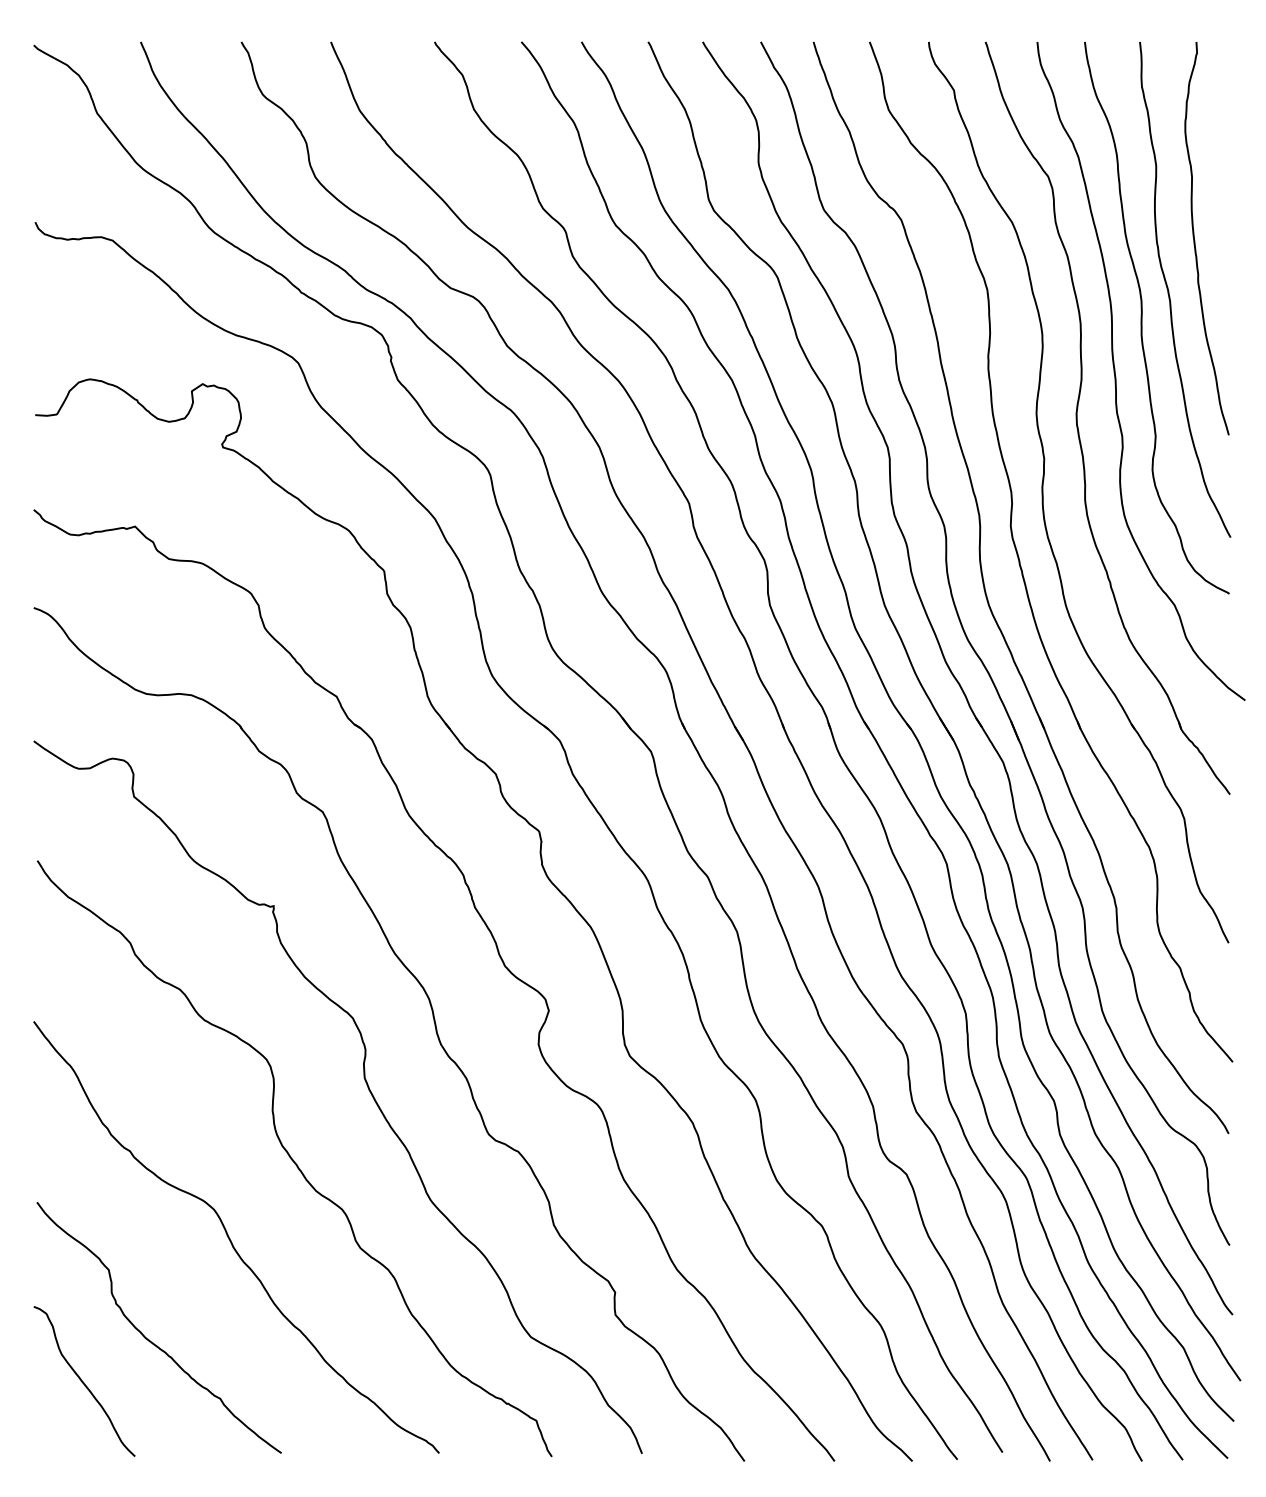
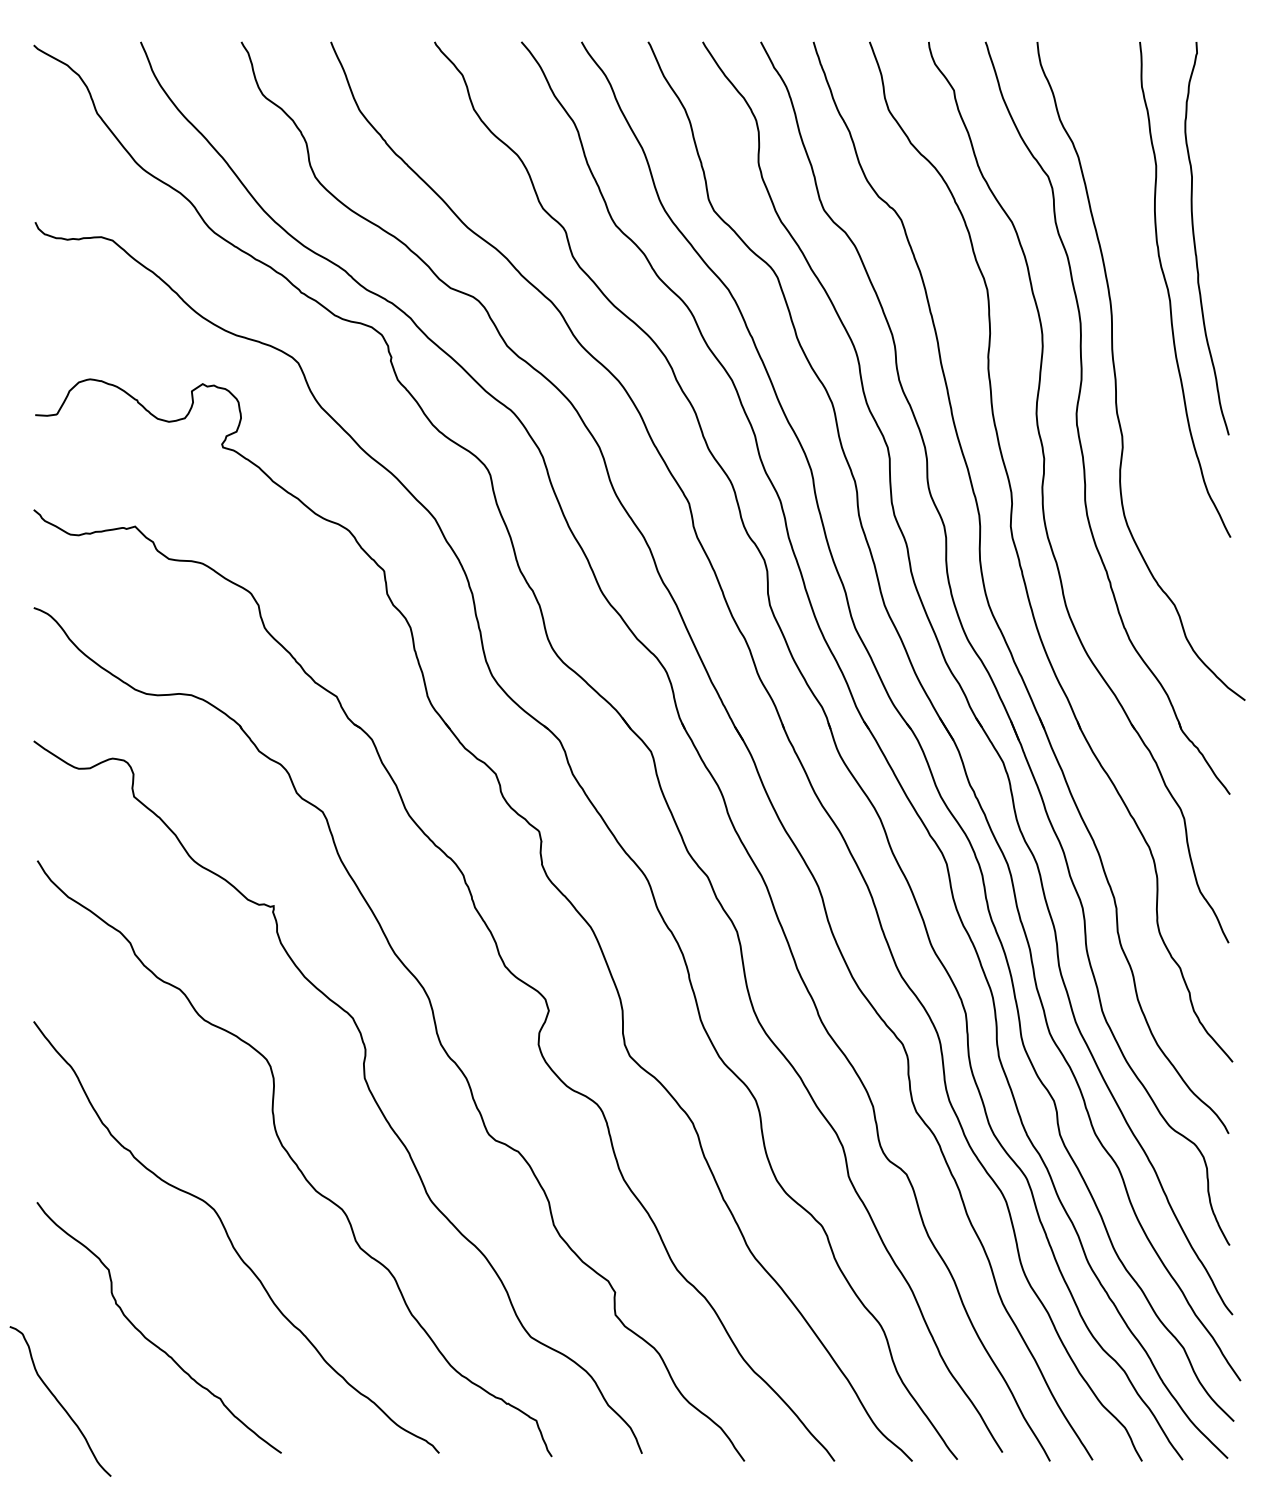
curve: present -> none (1142, 317)
curve position: (83, 1381) -> (59, 1401) (59, 1401)
